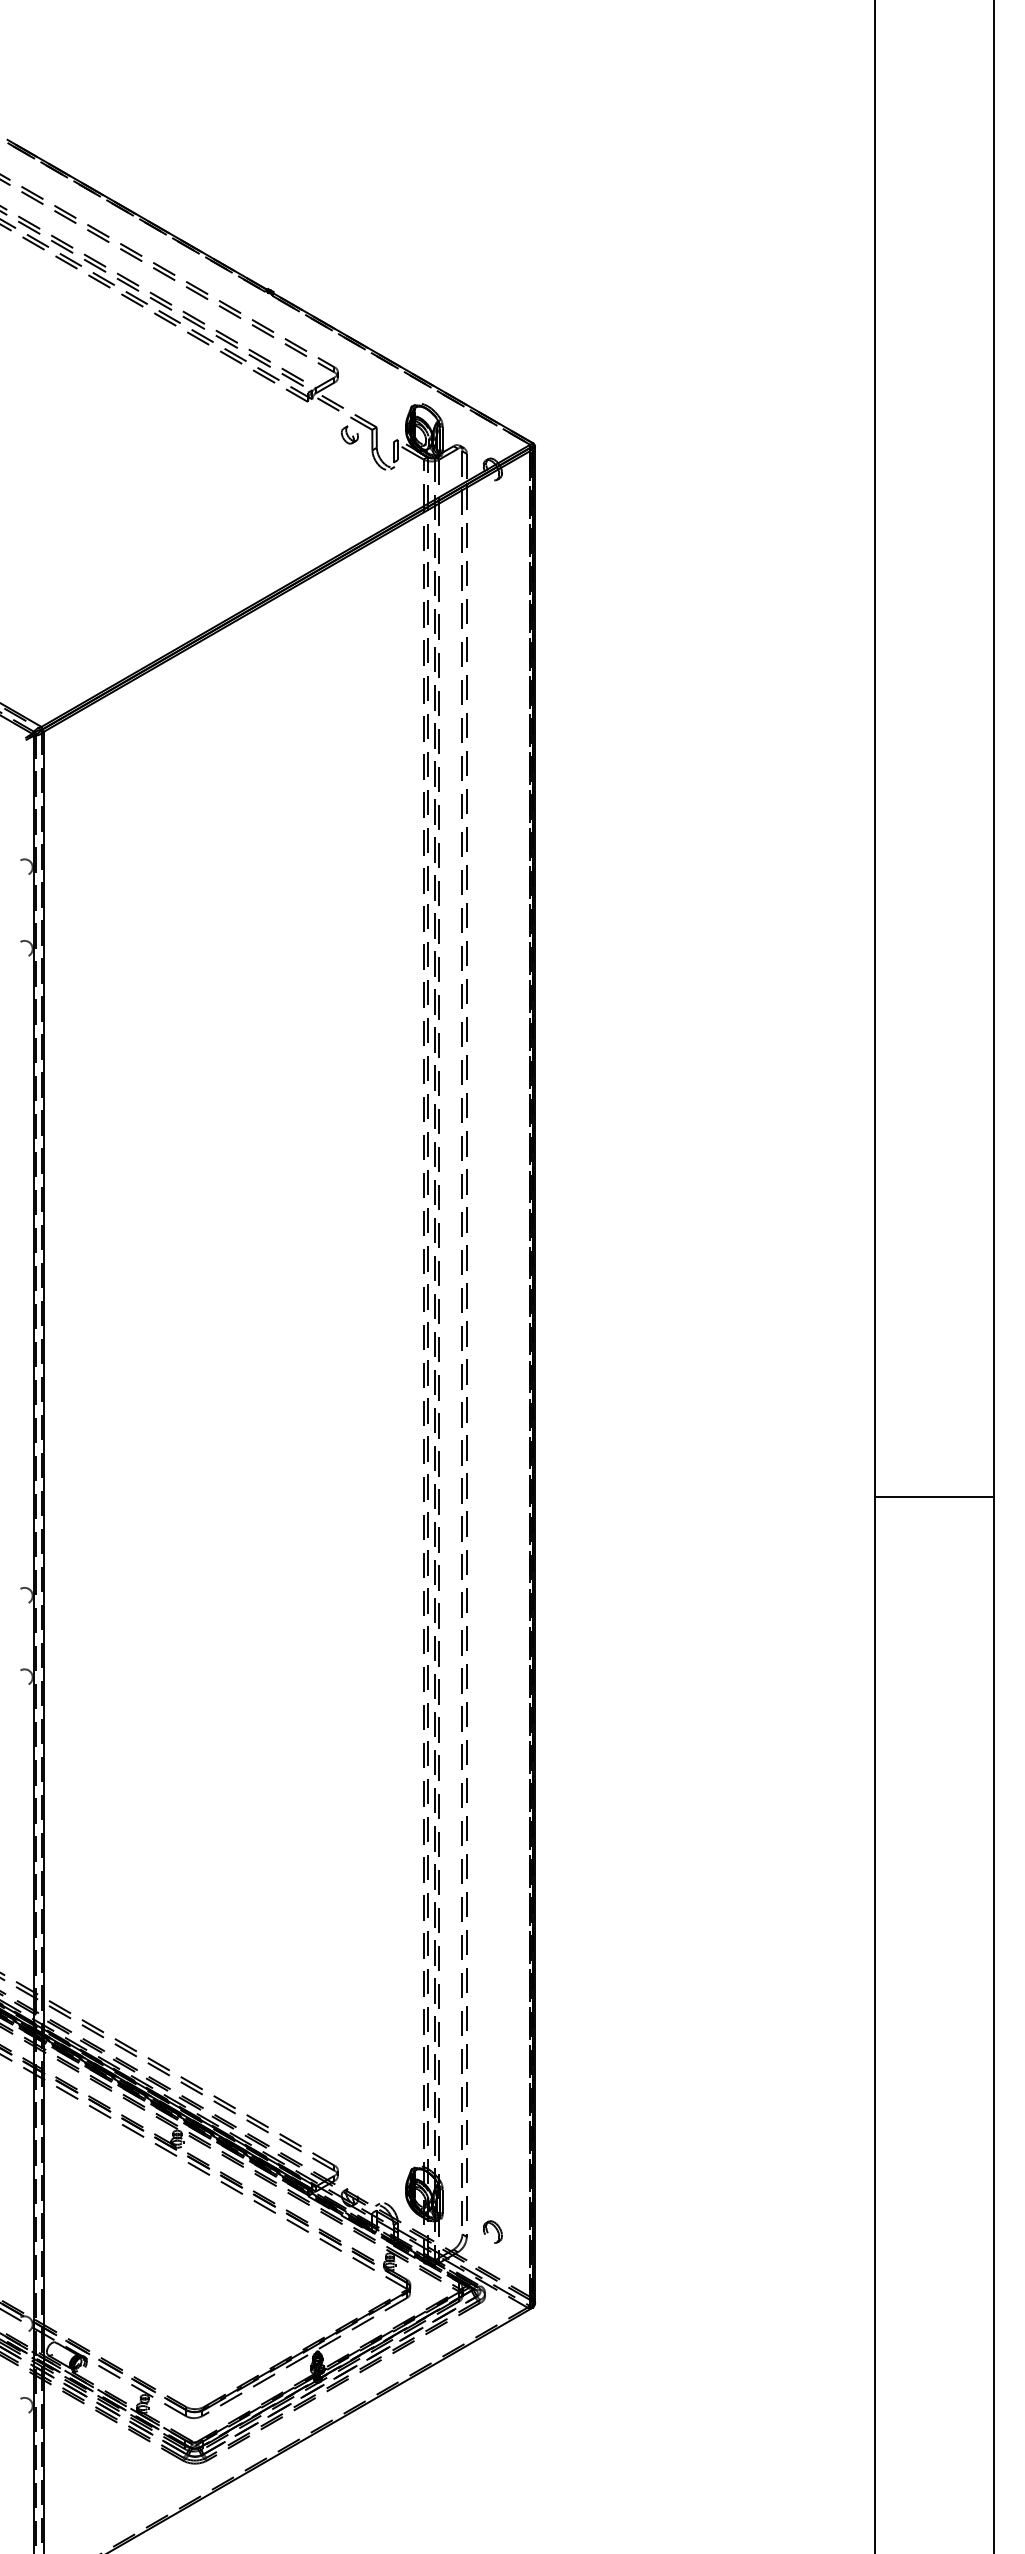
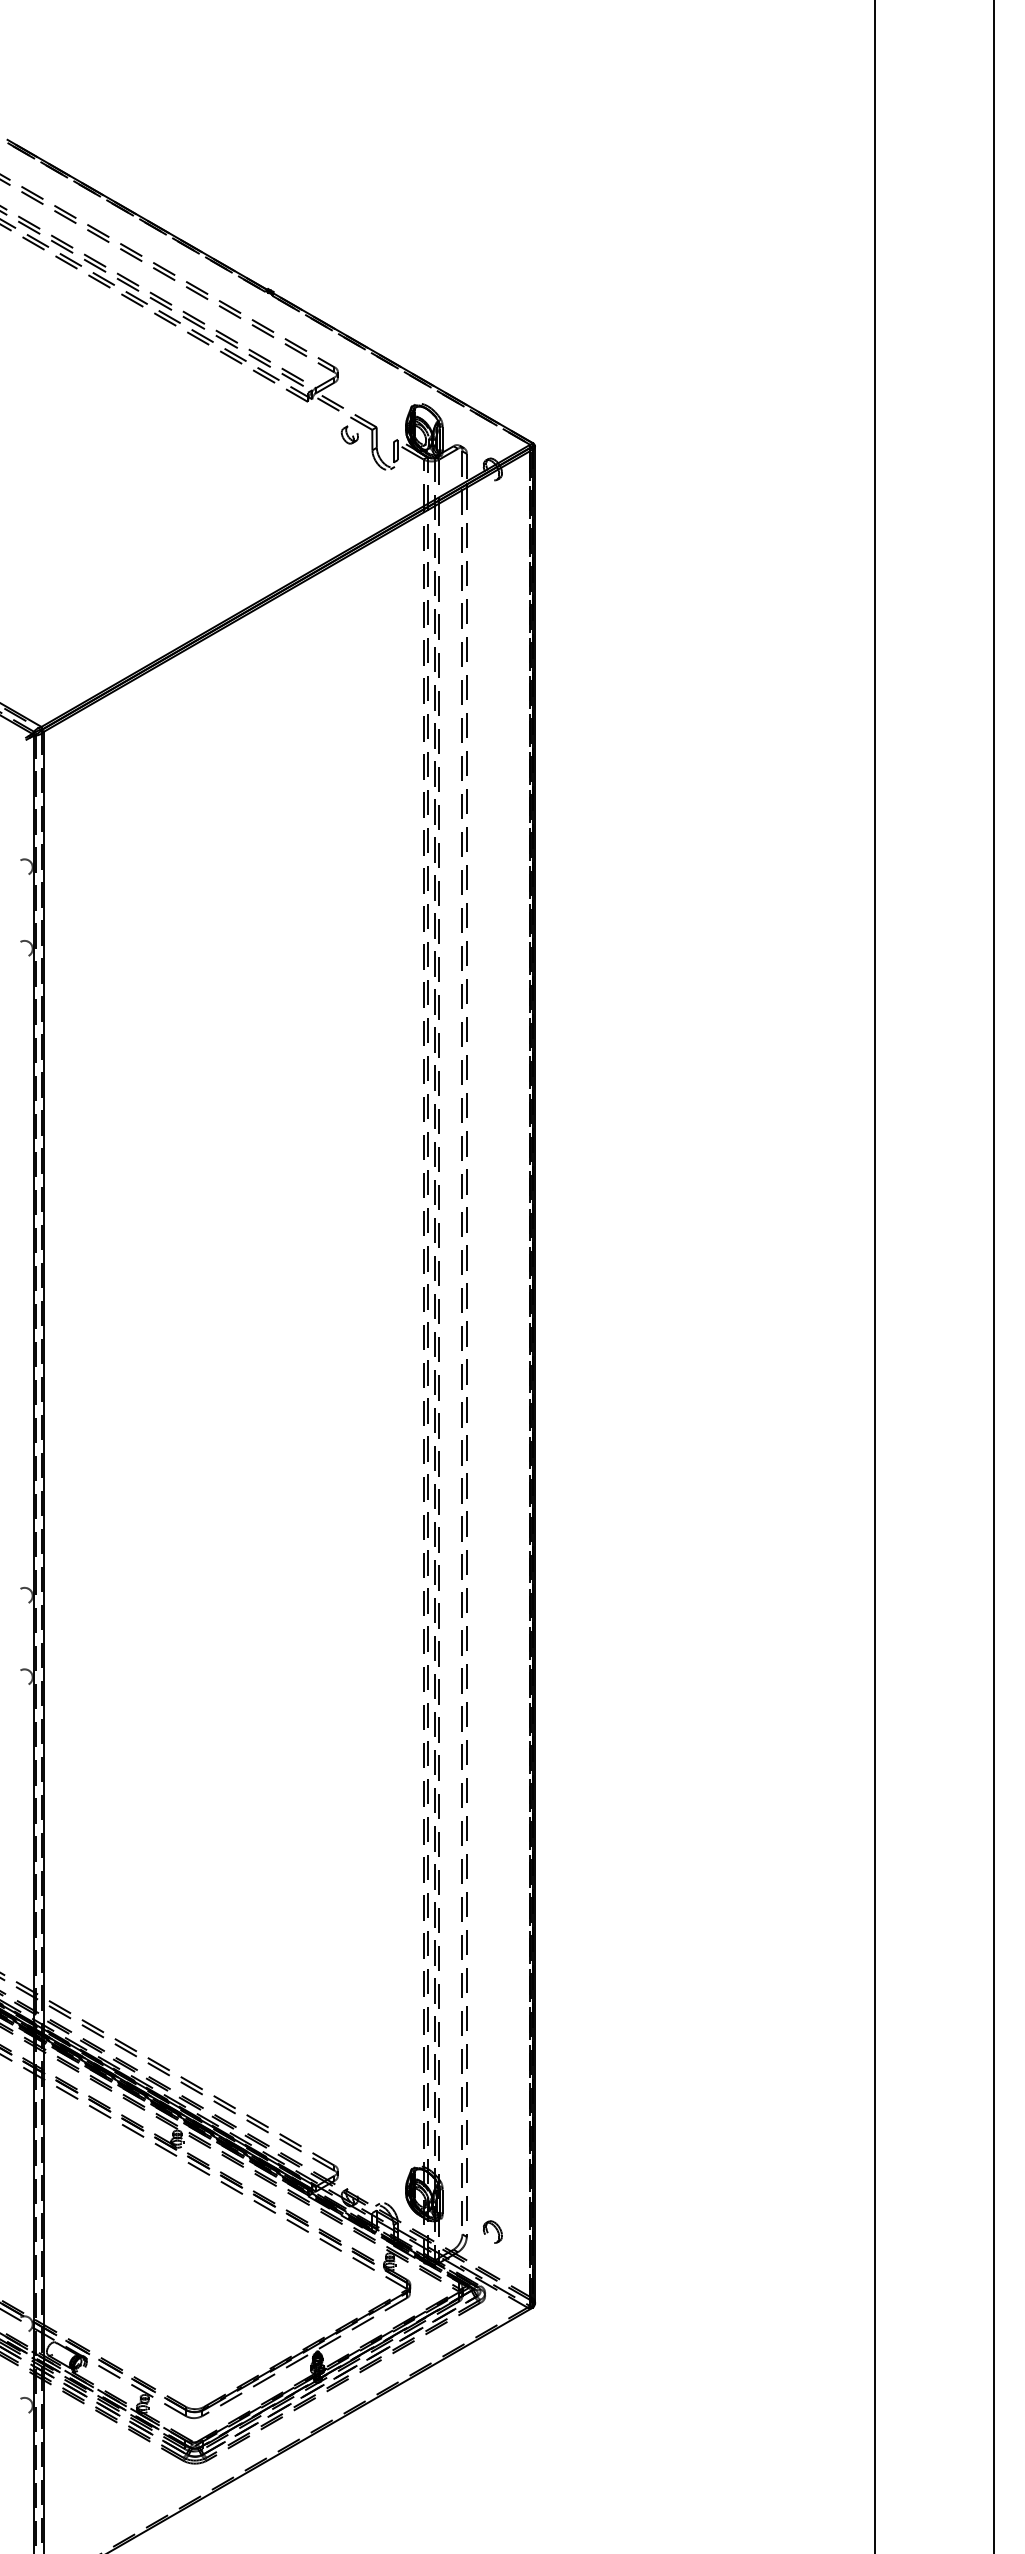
line: present -> none (934, 1497)
